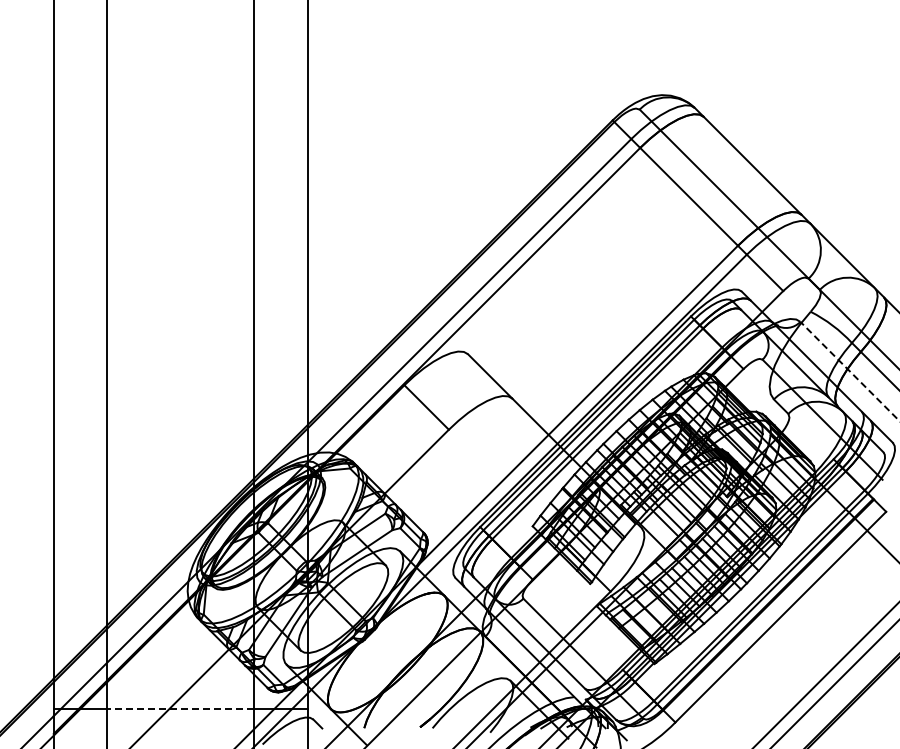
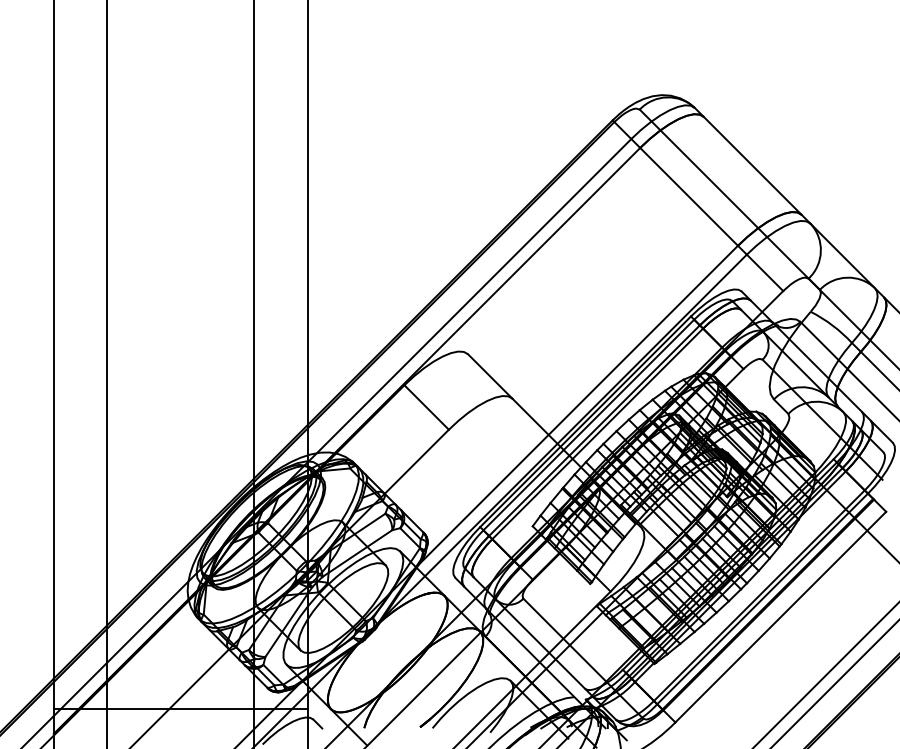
line: dashed -> solid (849, 371)
line: dashed -> solid (180, 709)
